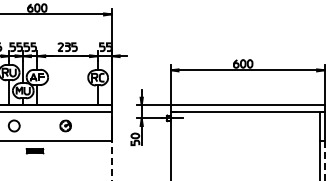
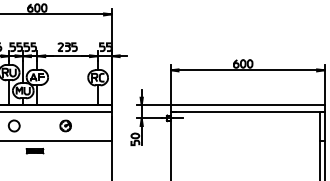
line: dashed -> solid (111, 158)
line: dashed -> solid (324, 161)
